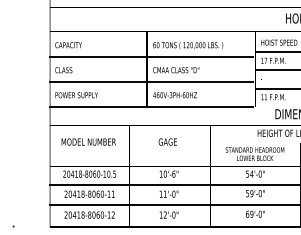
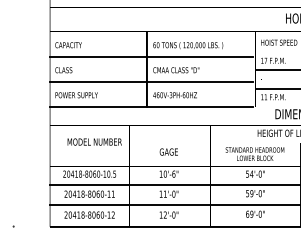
line: present -> none (276, 52)
text position: (88, 141) -> (94, 141) (94, 141)
text position: (167, 141) -> (168, 151) (168, 151)
